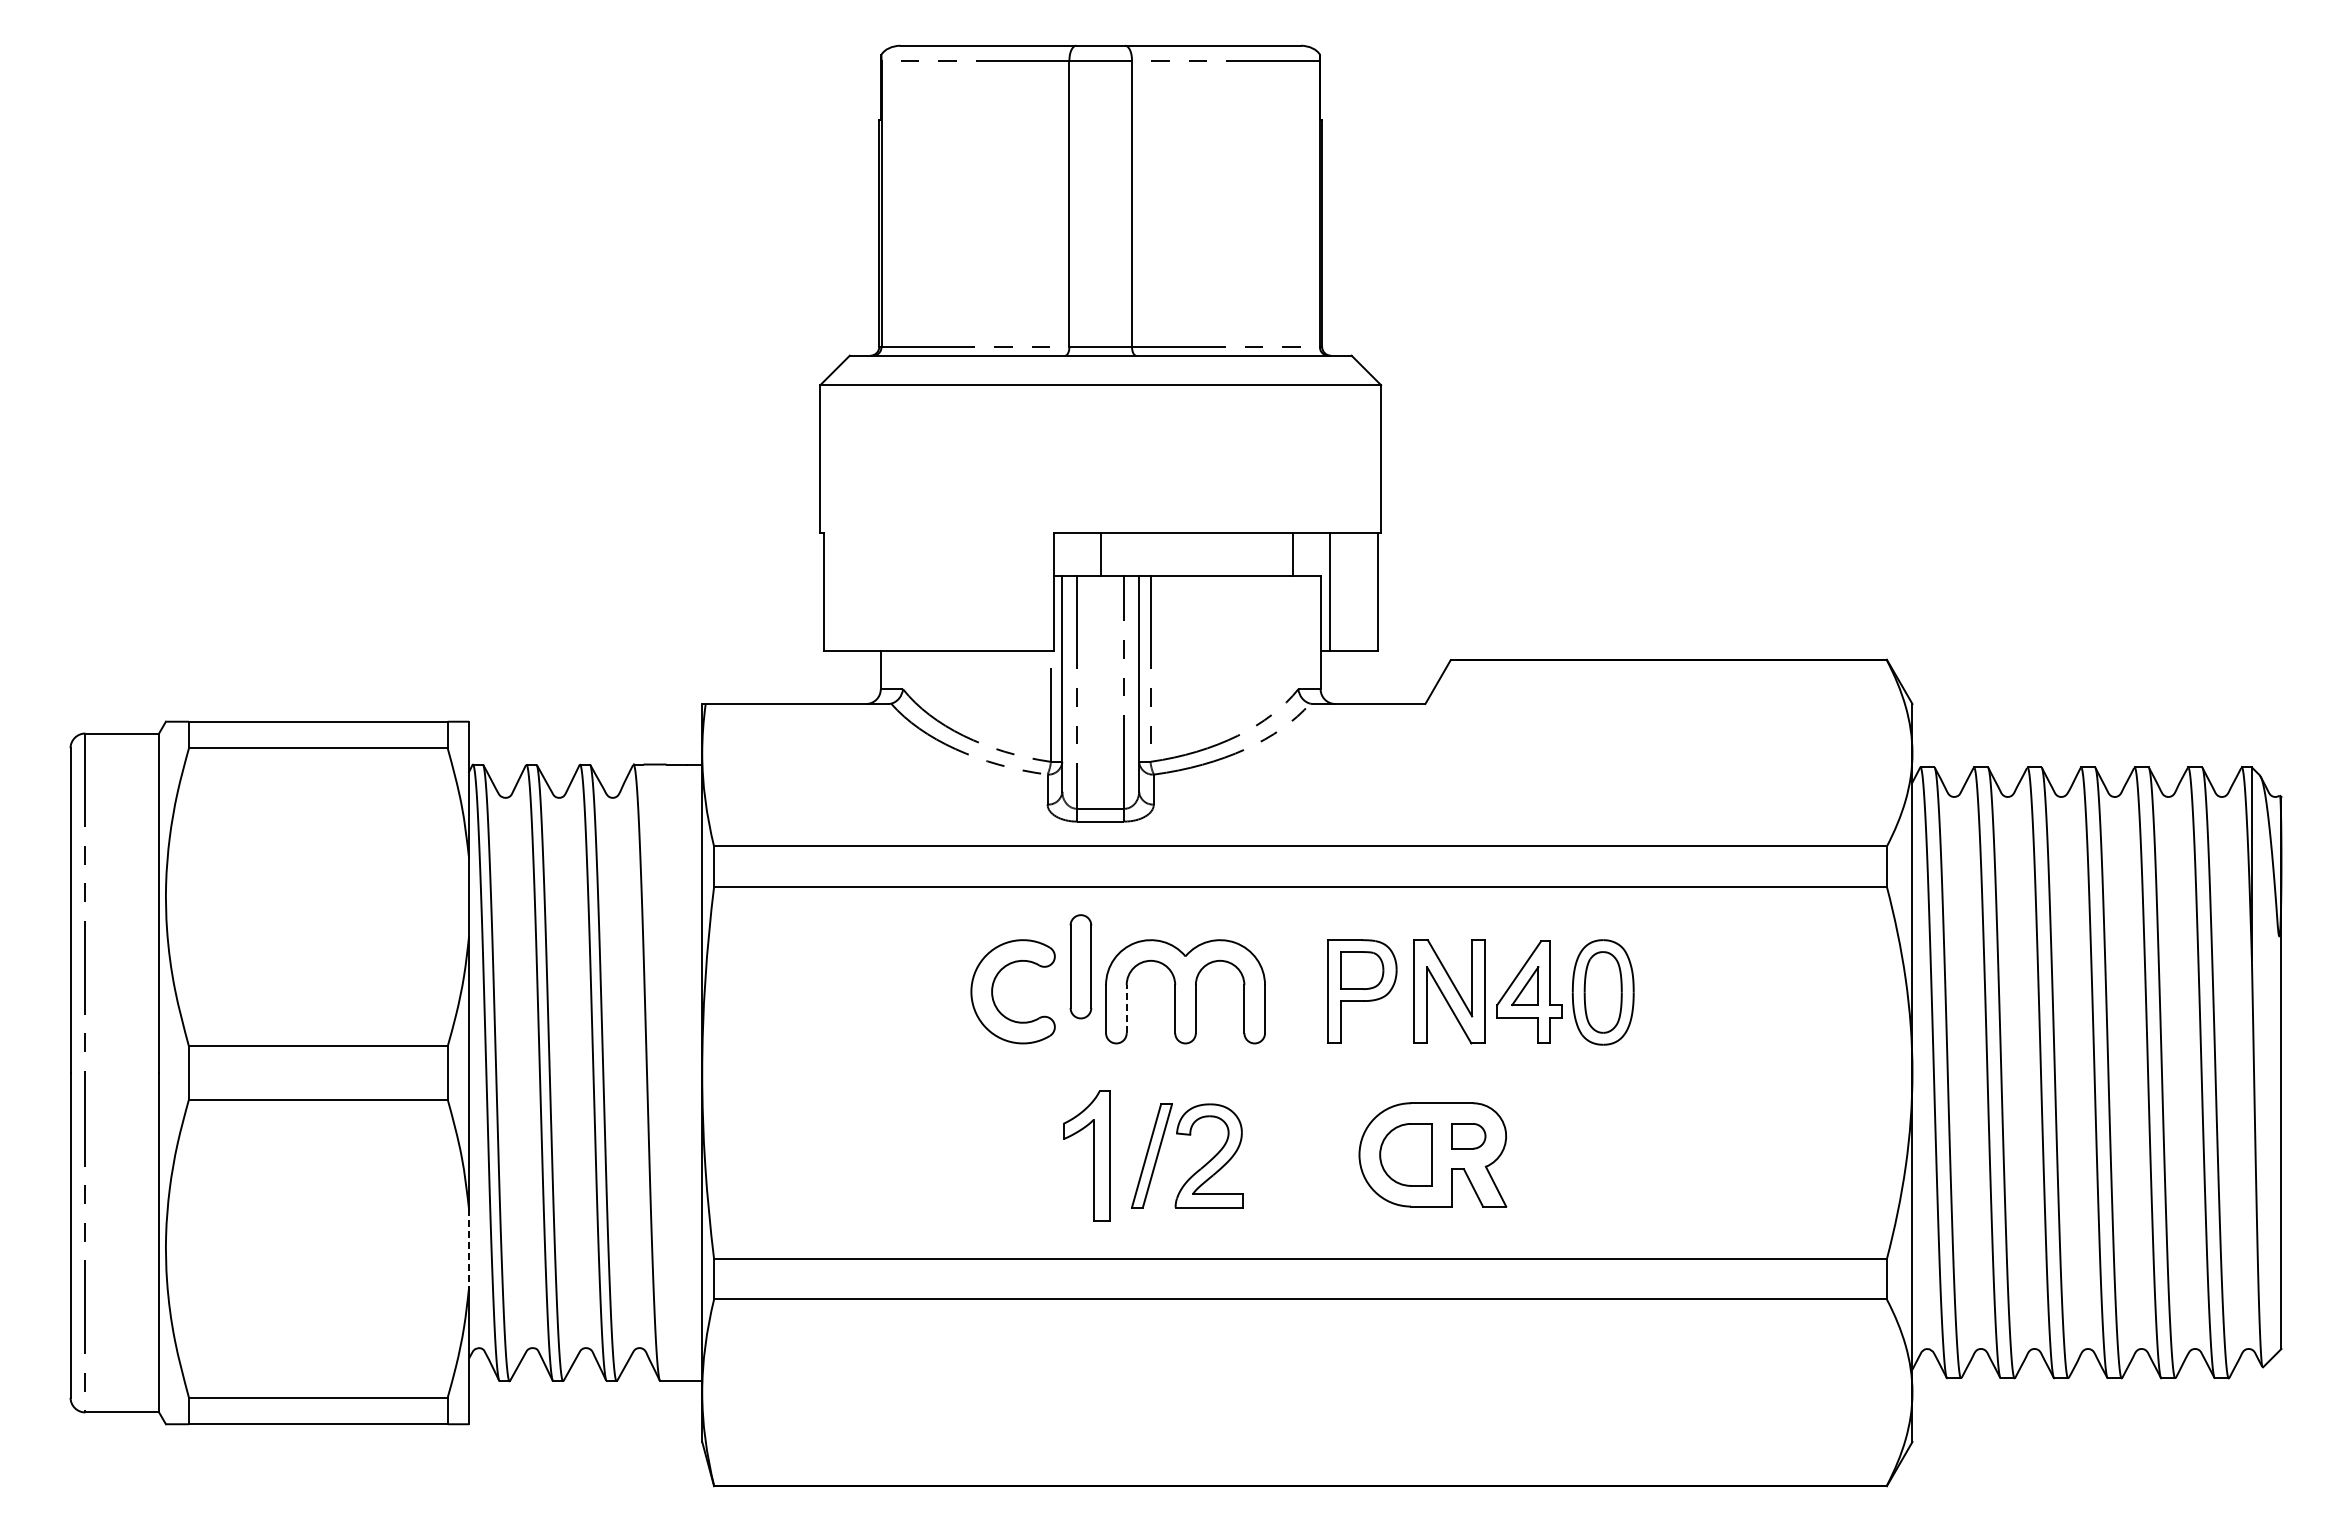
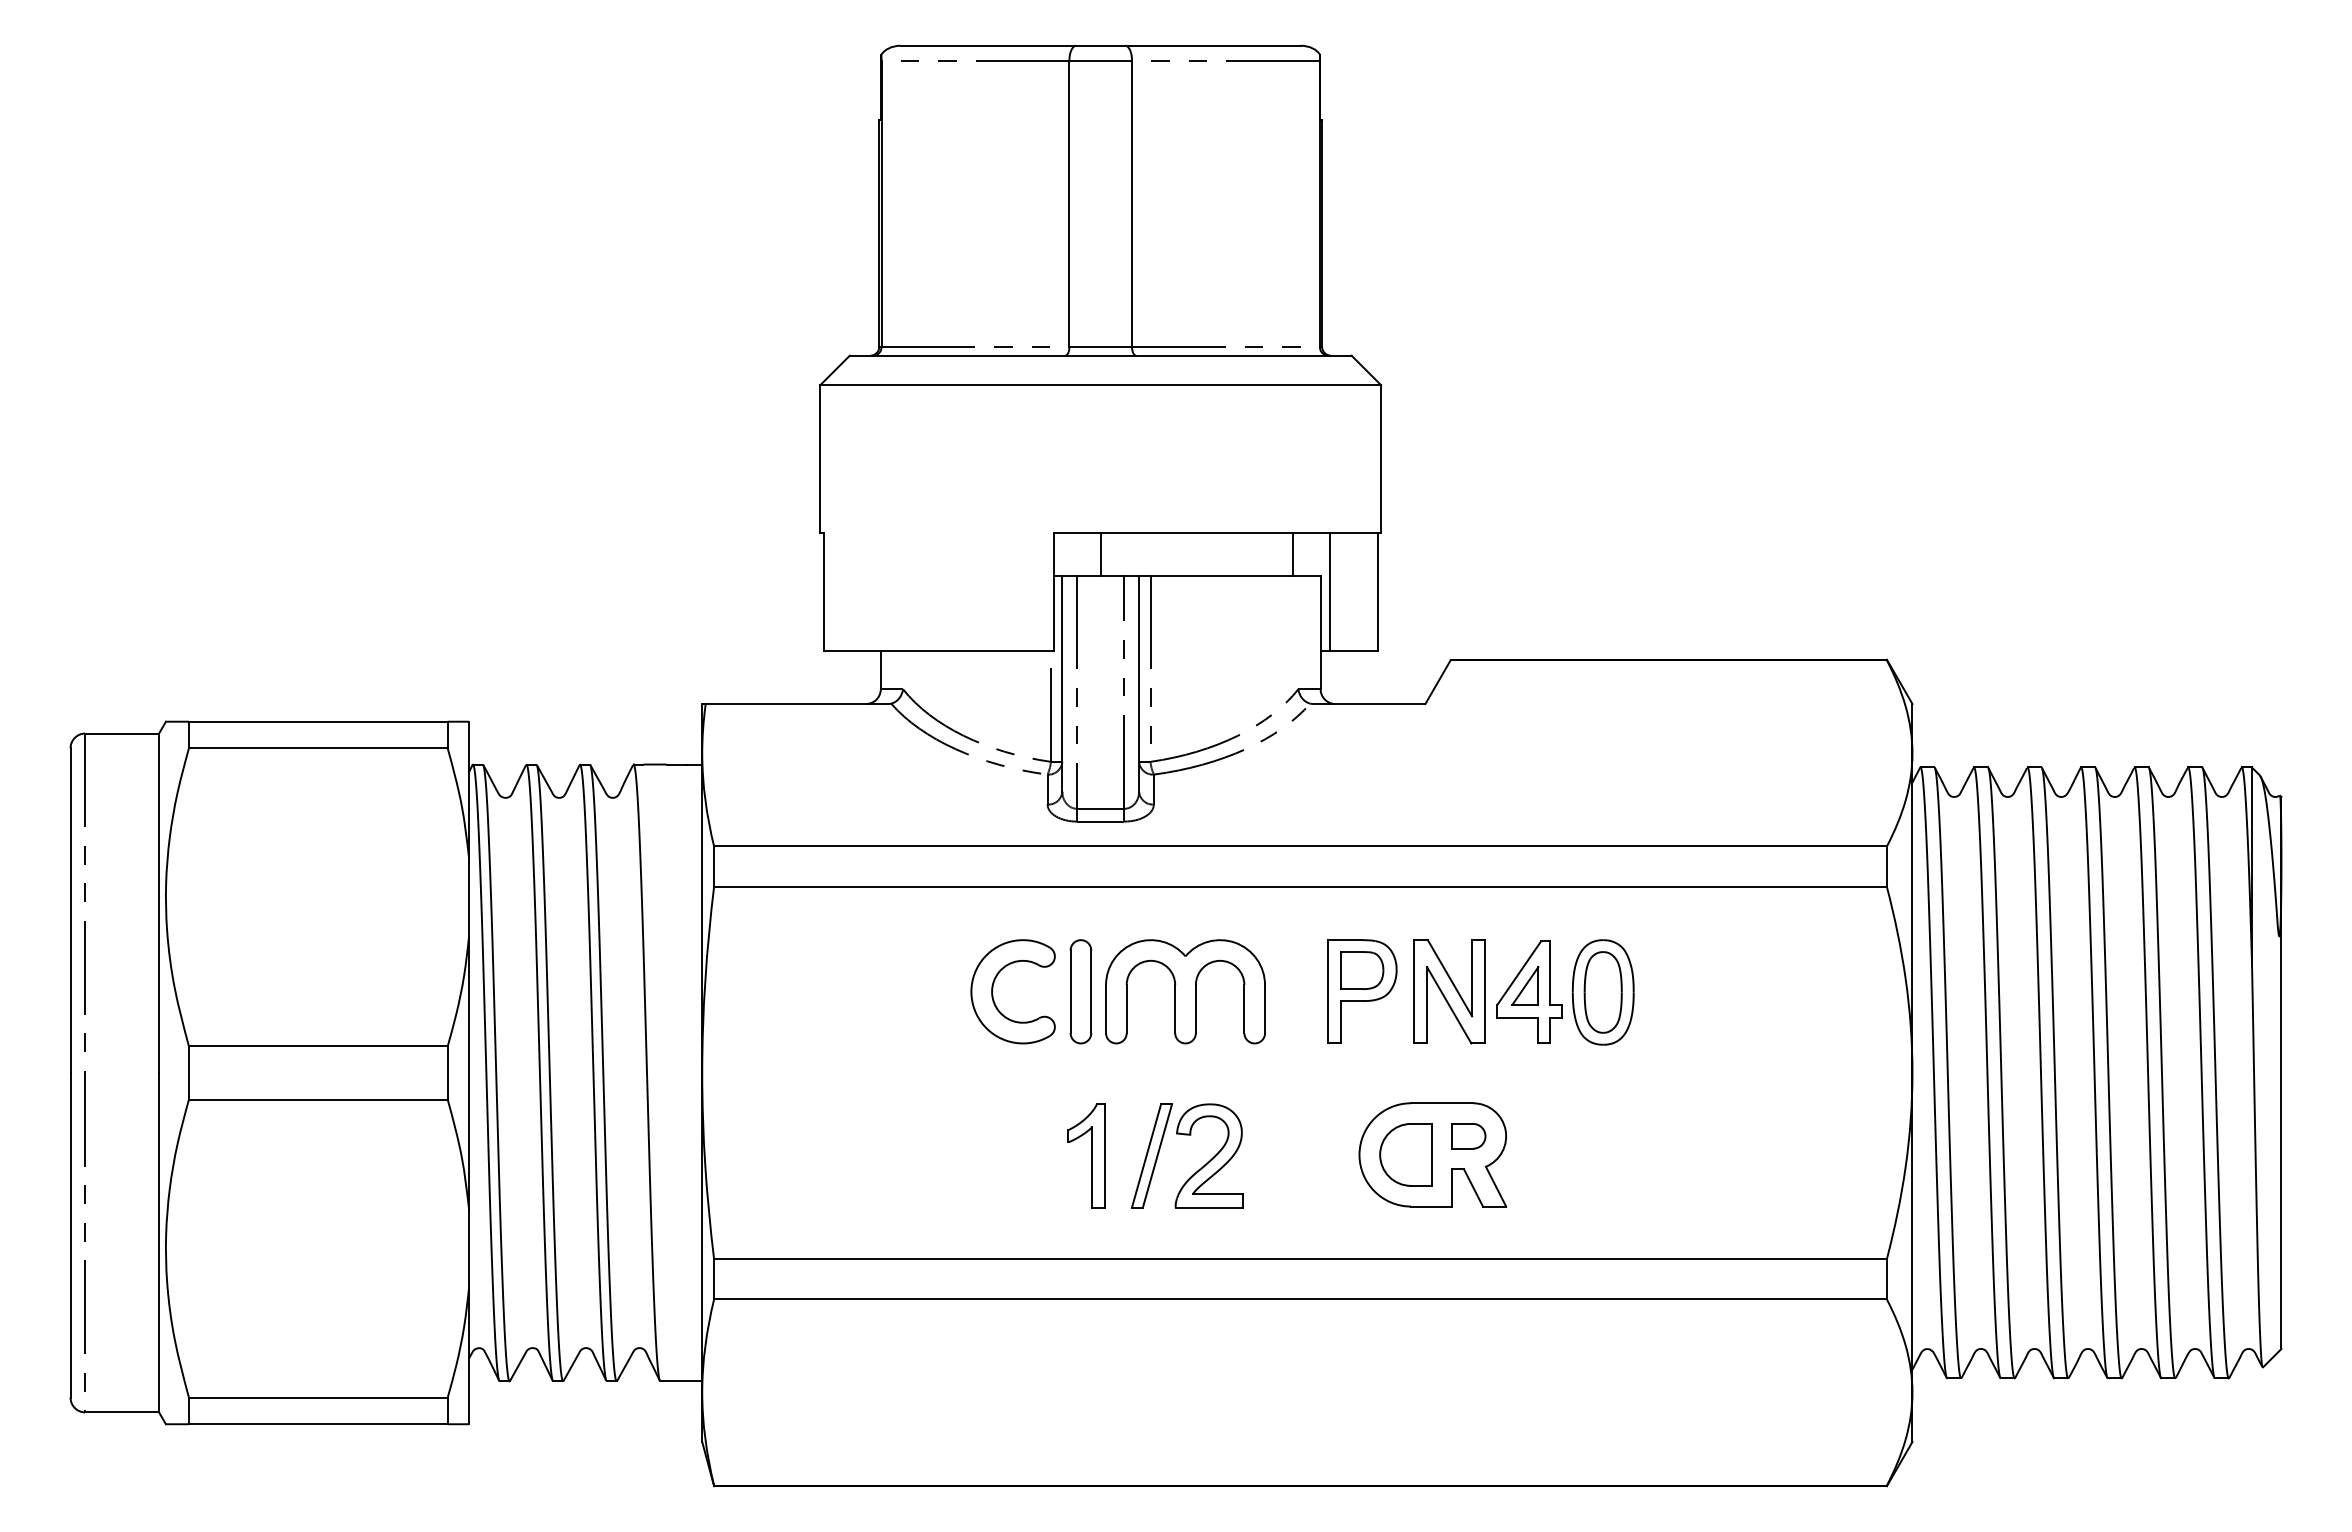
part position: (1080, 966) -> (1080, 991) (1080, 991)
line: dashed -> solid (1126, 1008)
part size: 48x132 px -> 39x106 px (1086, 1155)
line: dashed -> solid (469, 1248)
